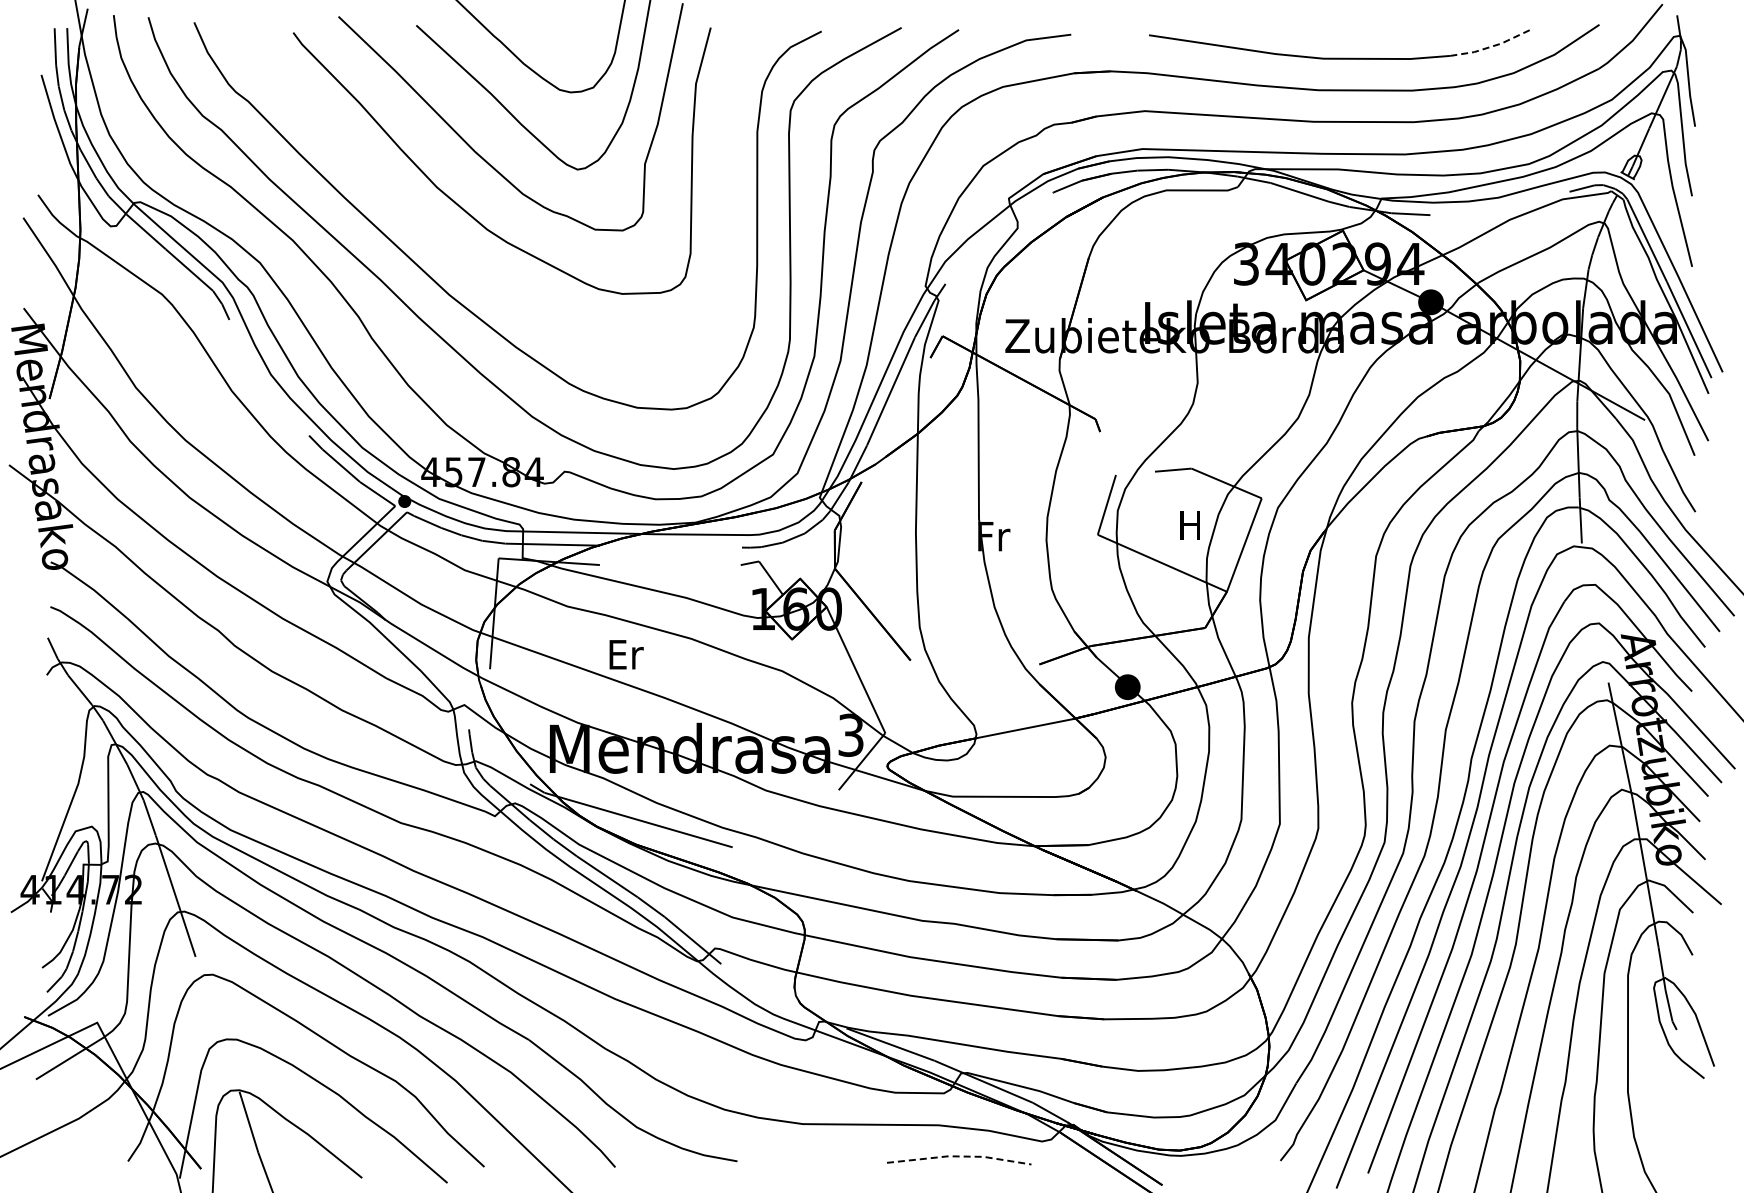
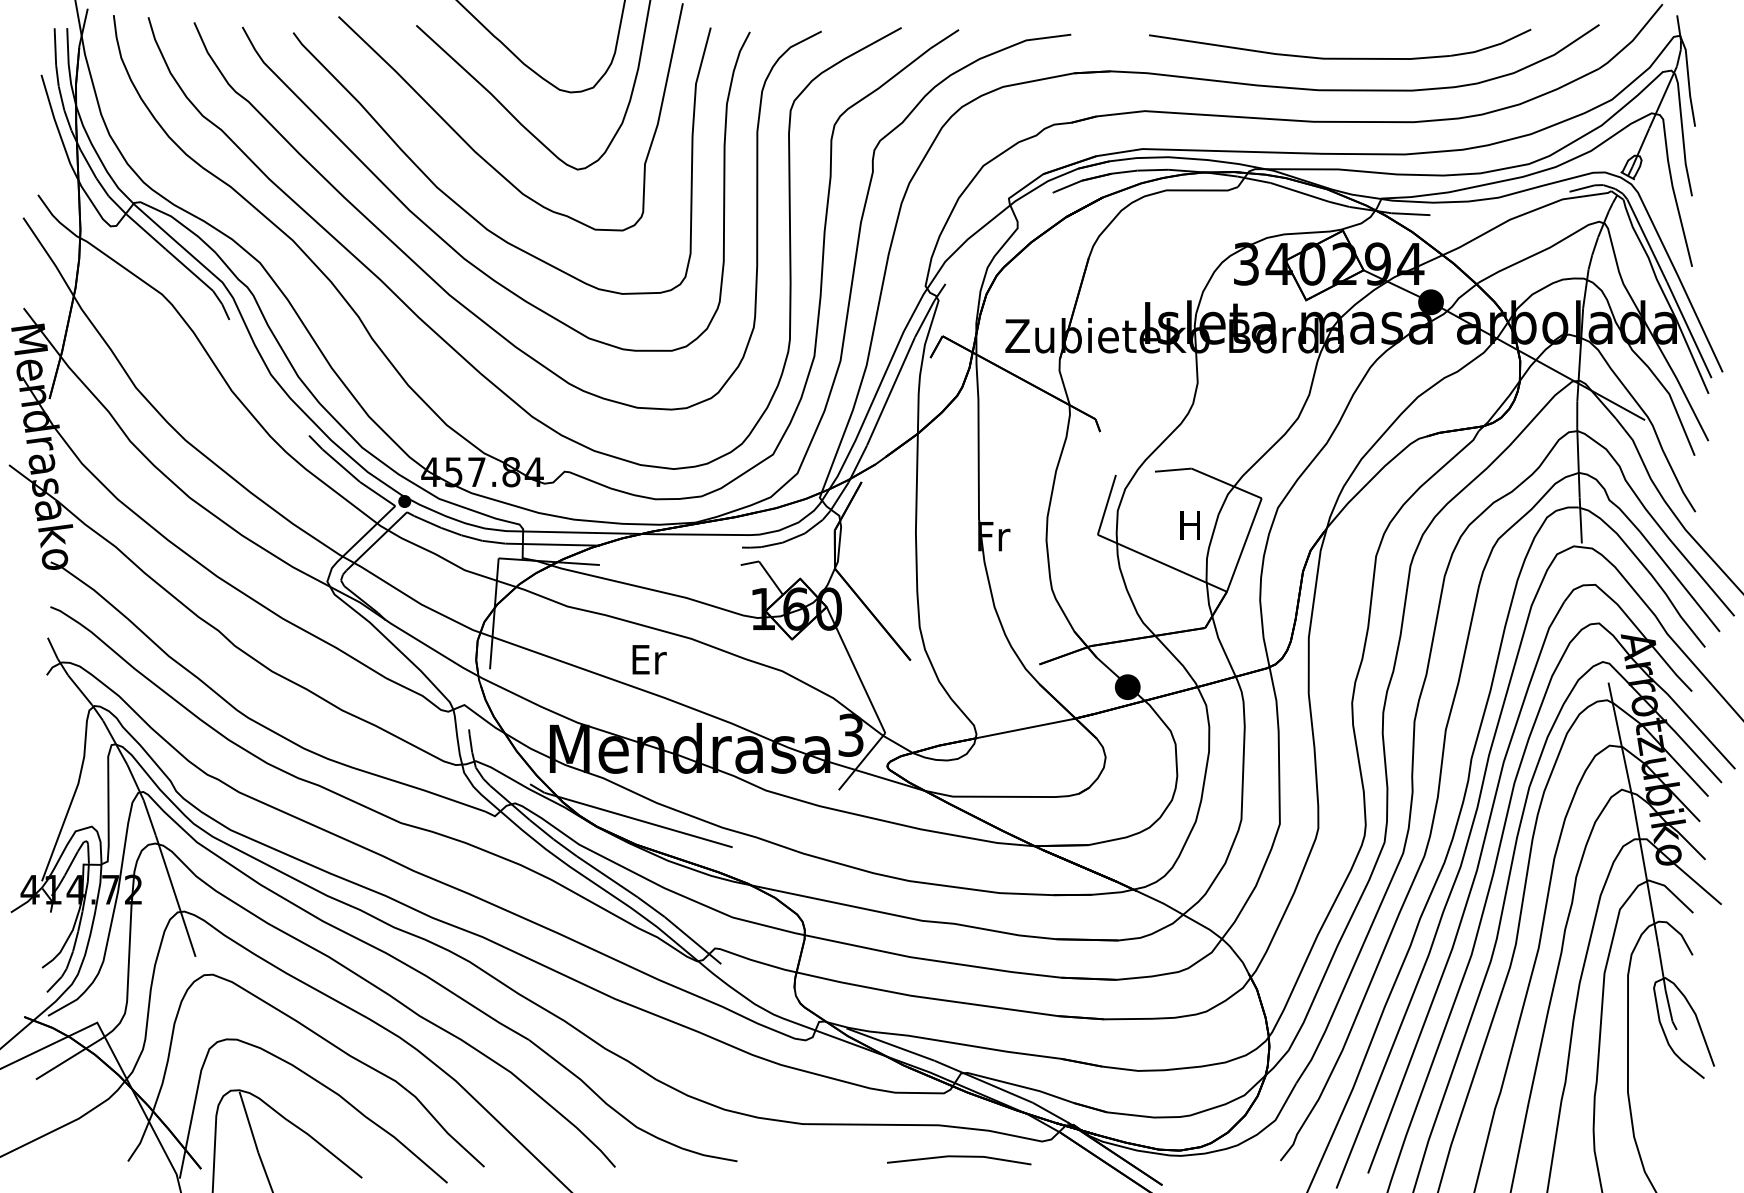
line: dashed -> solid (1491, 46)
curve: none -> present (445, 240)
text position: (626, 654) -> (649, 659) (649, 659)
line: dashed -> solid (960, 1156)
